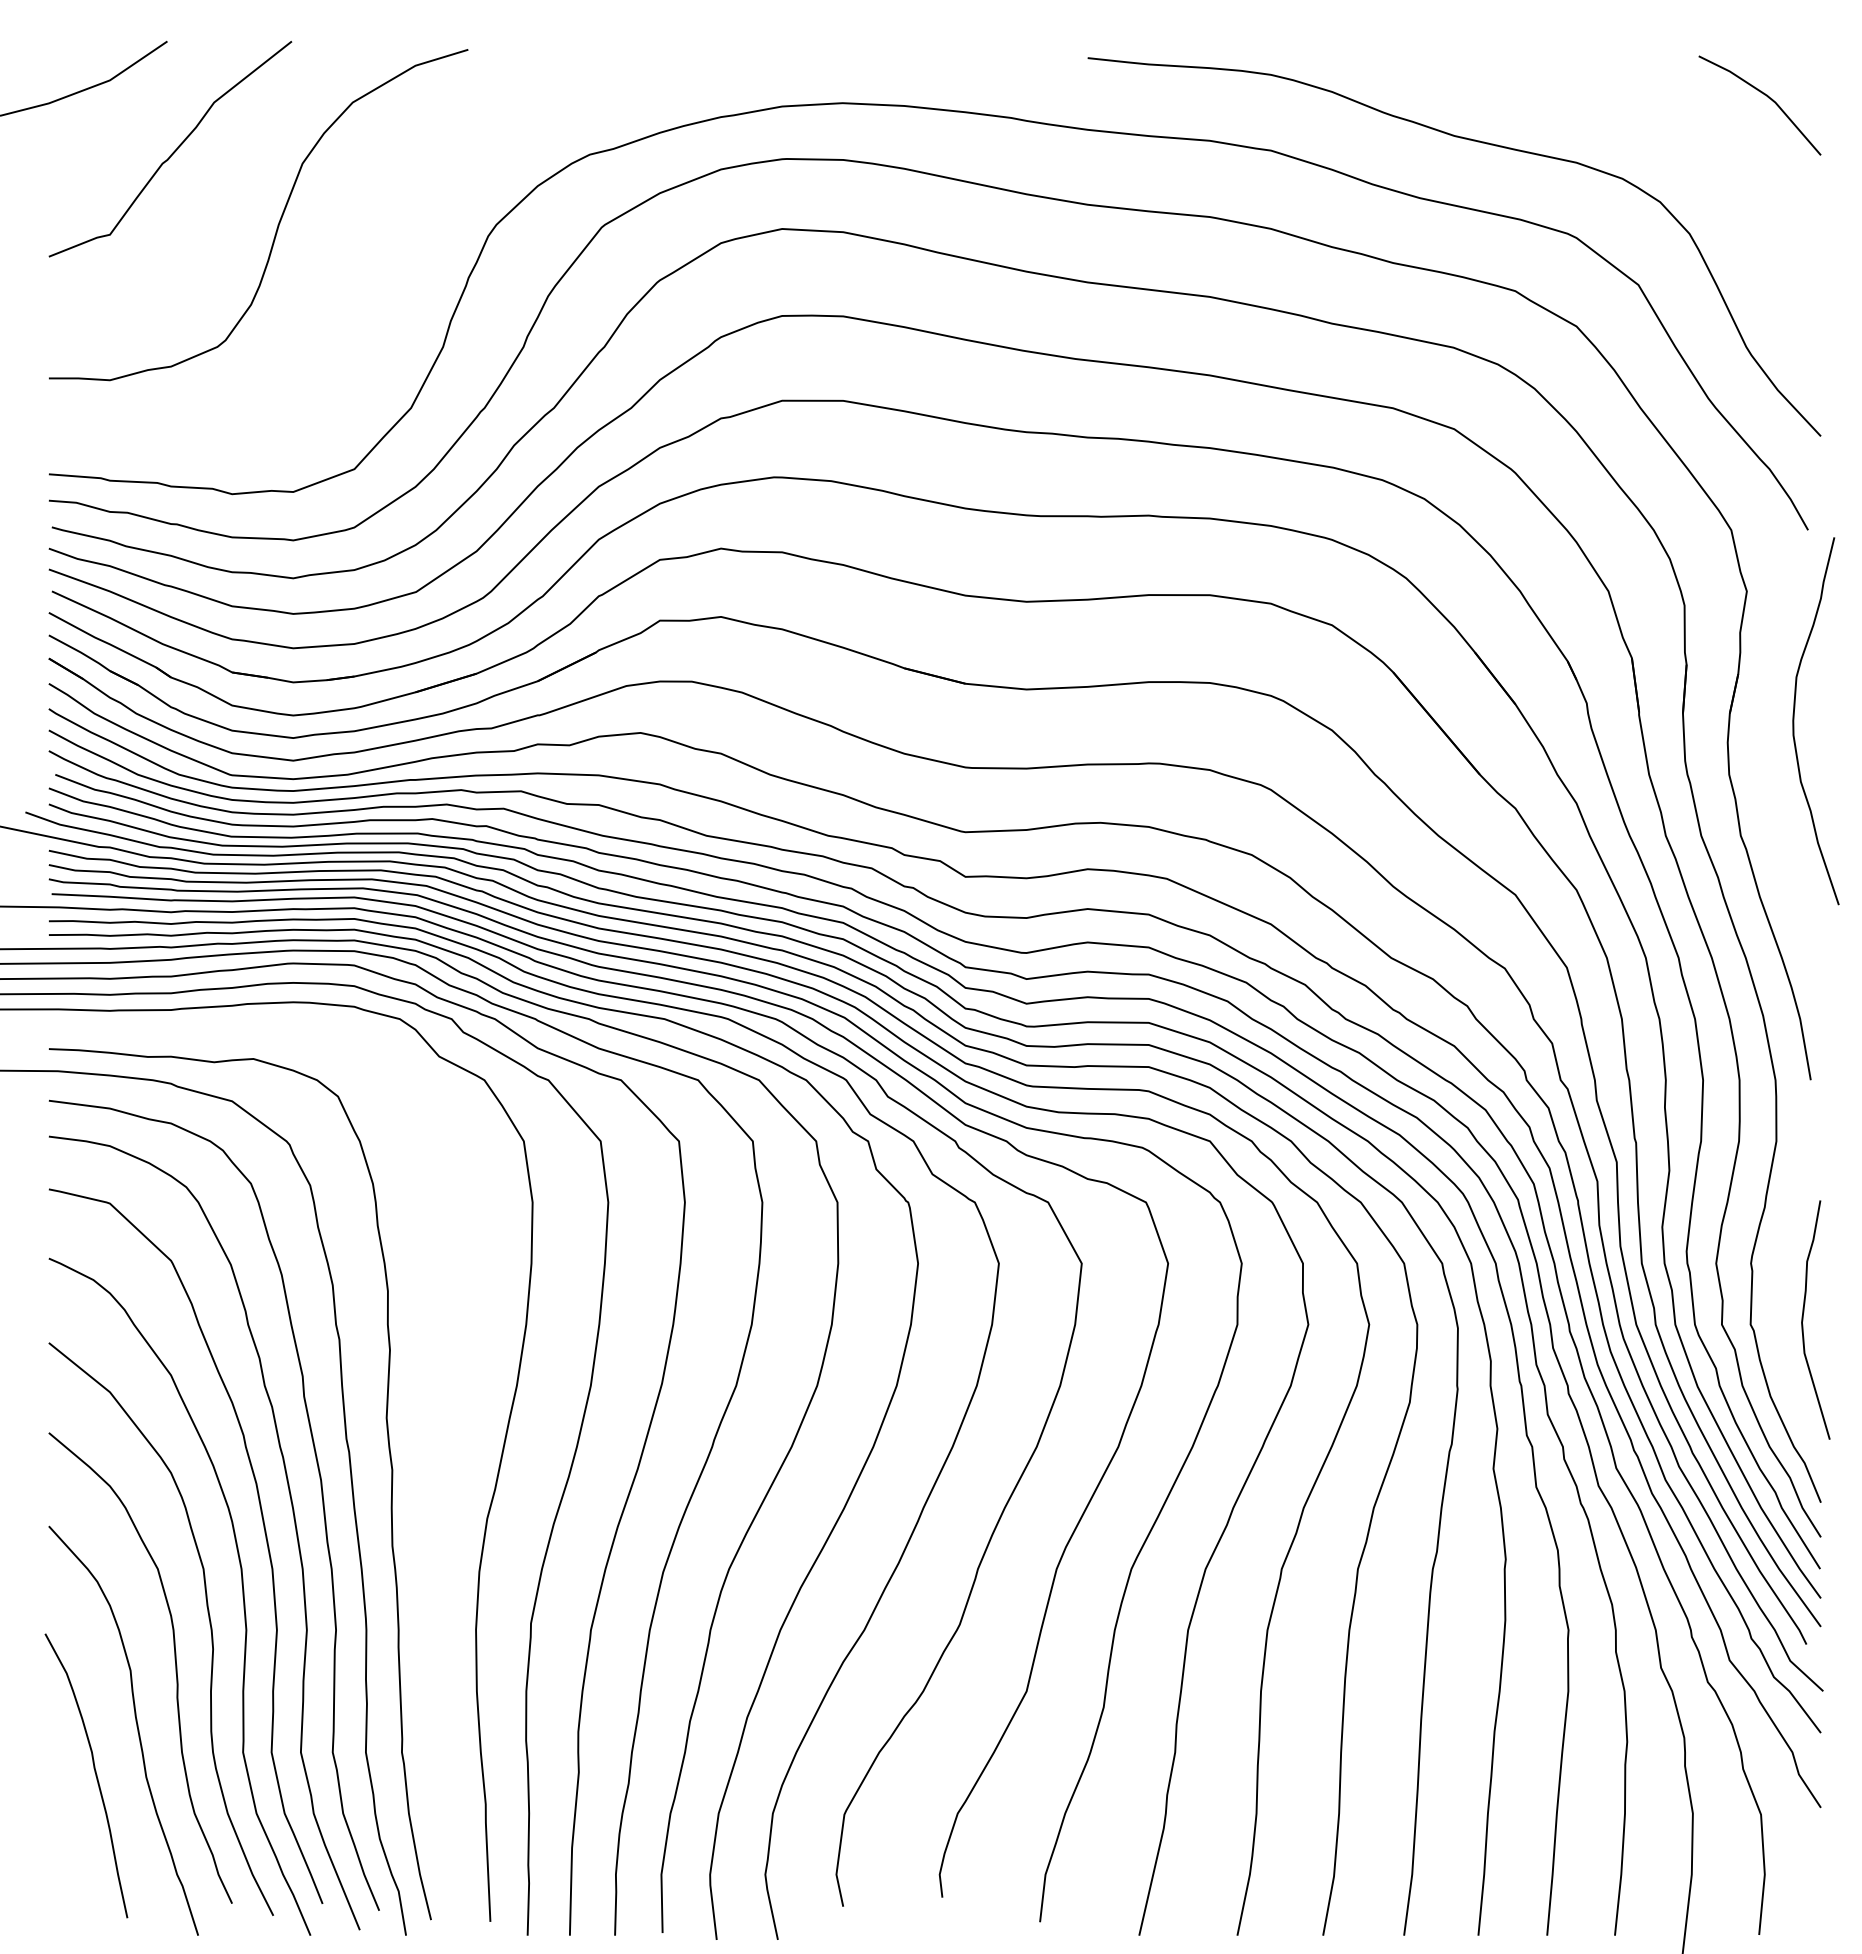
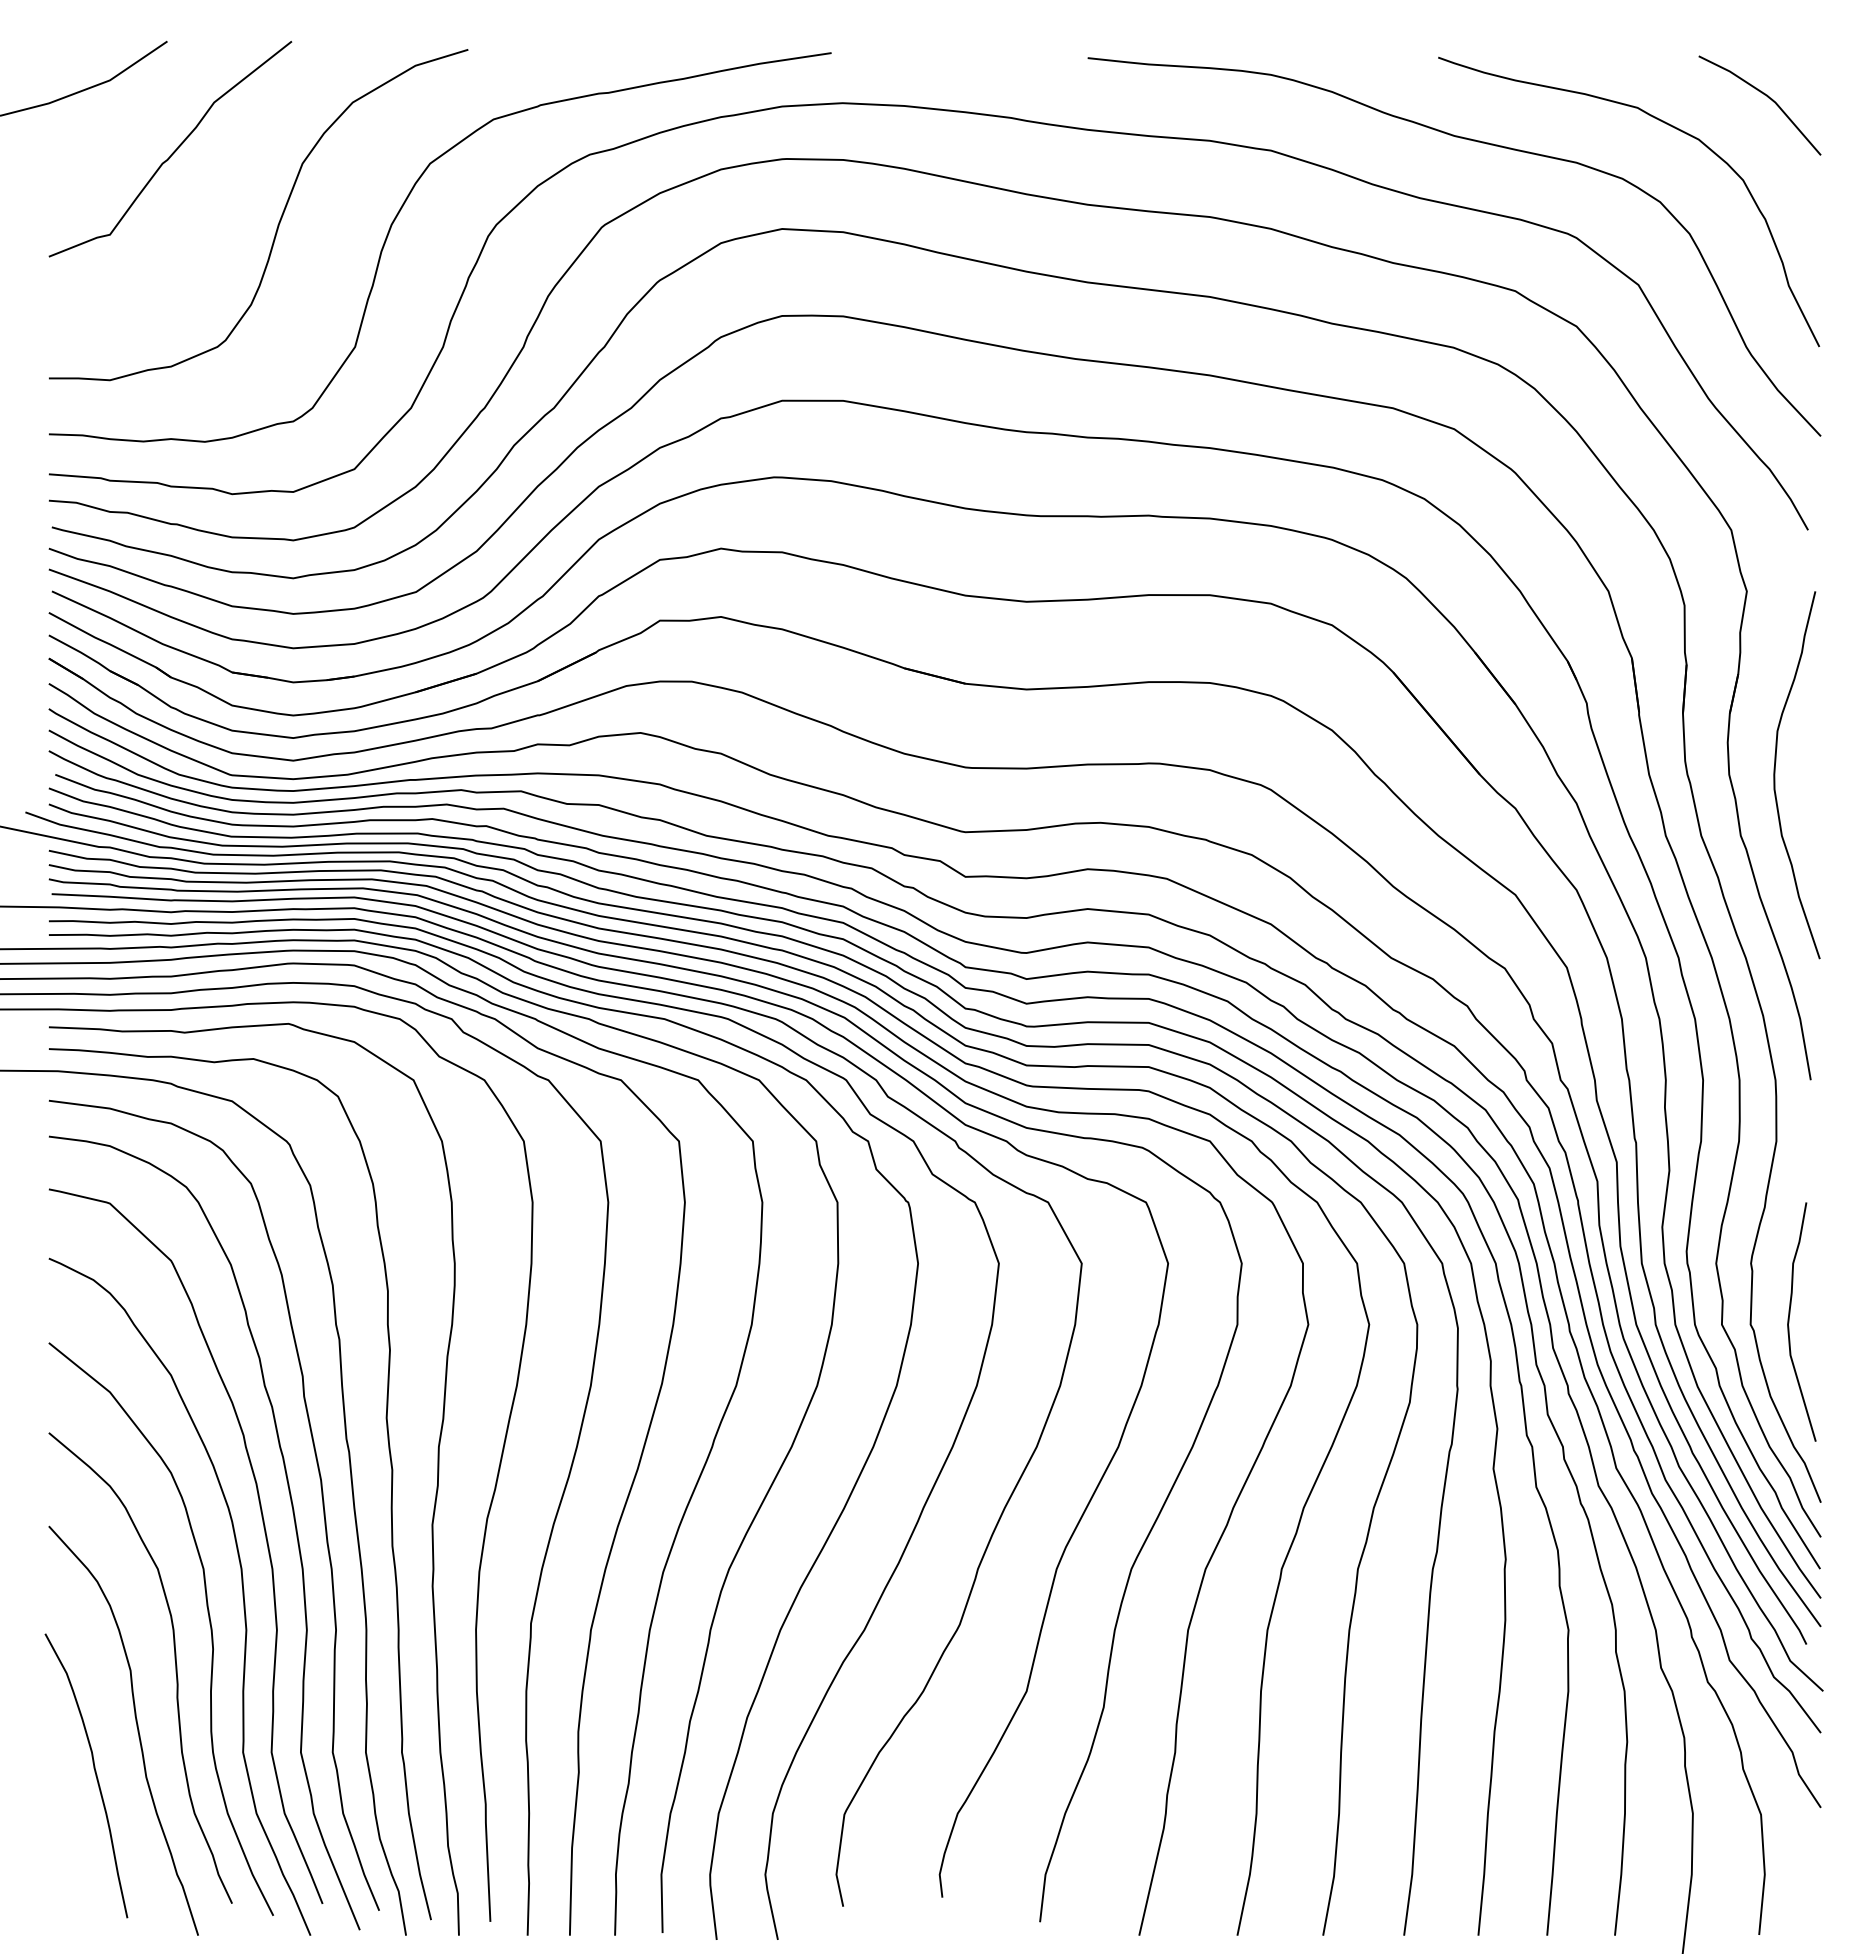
curve: none -> present (1668, 125)
curve: none -> present (395, 220)
curve position: (1794, 721) -> (1775, 775) (1775, 775)
curve position: (1803, 1319) -> (1789, 1321) (1789, 1321)
curve: none -> present (434, 1500)
